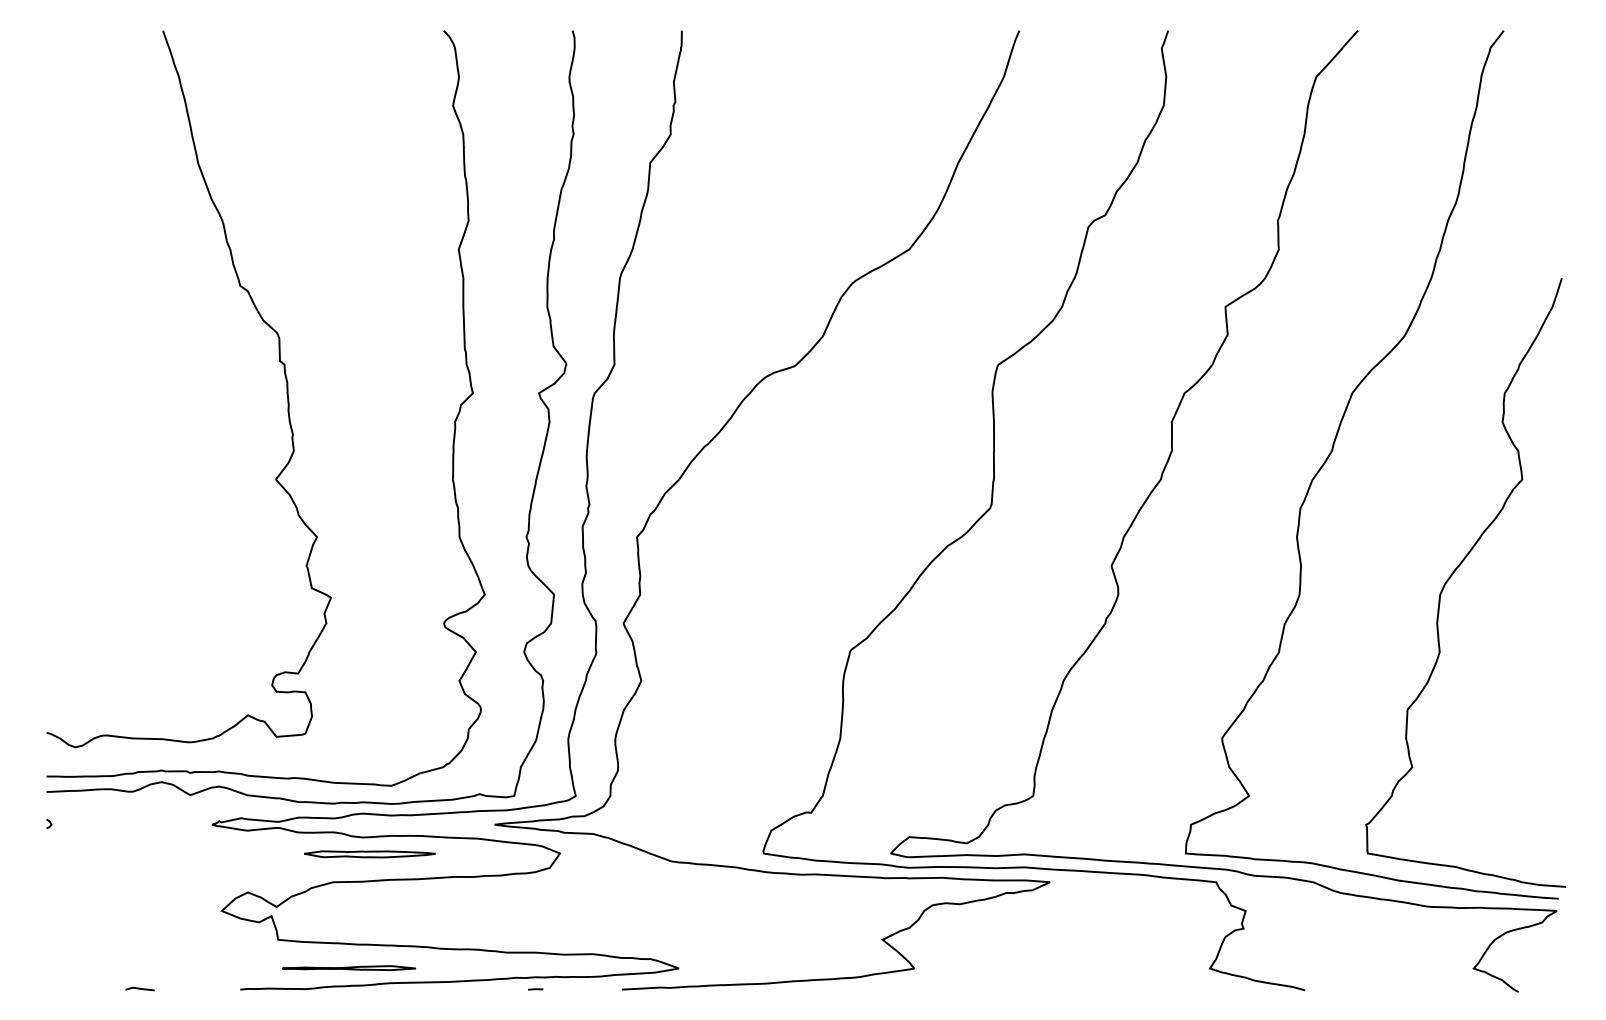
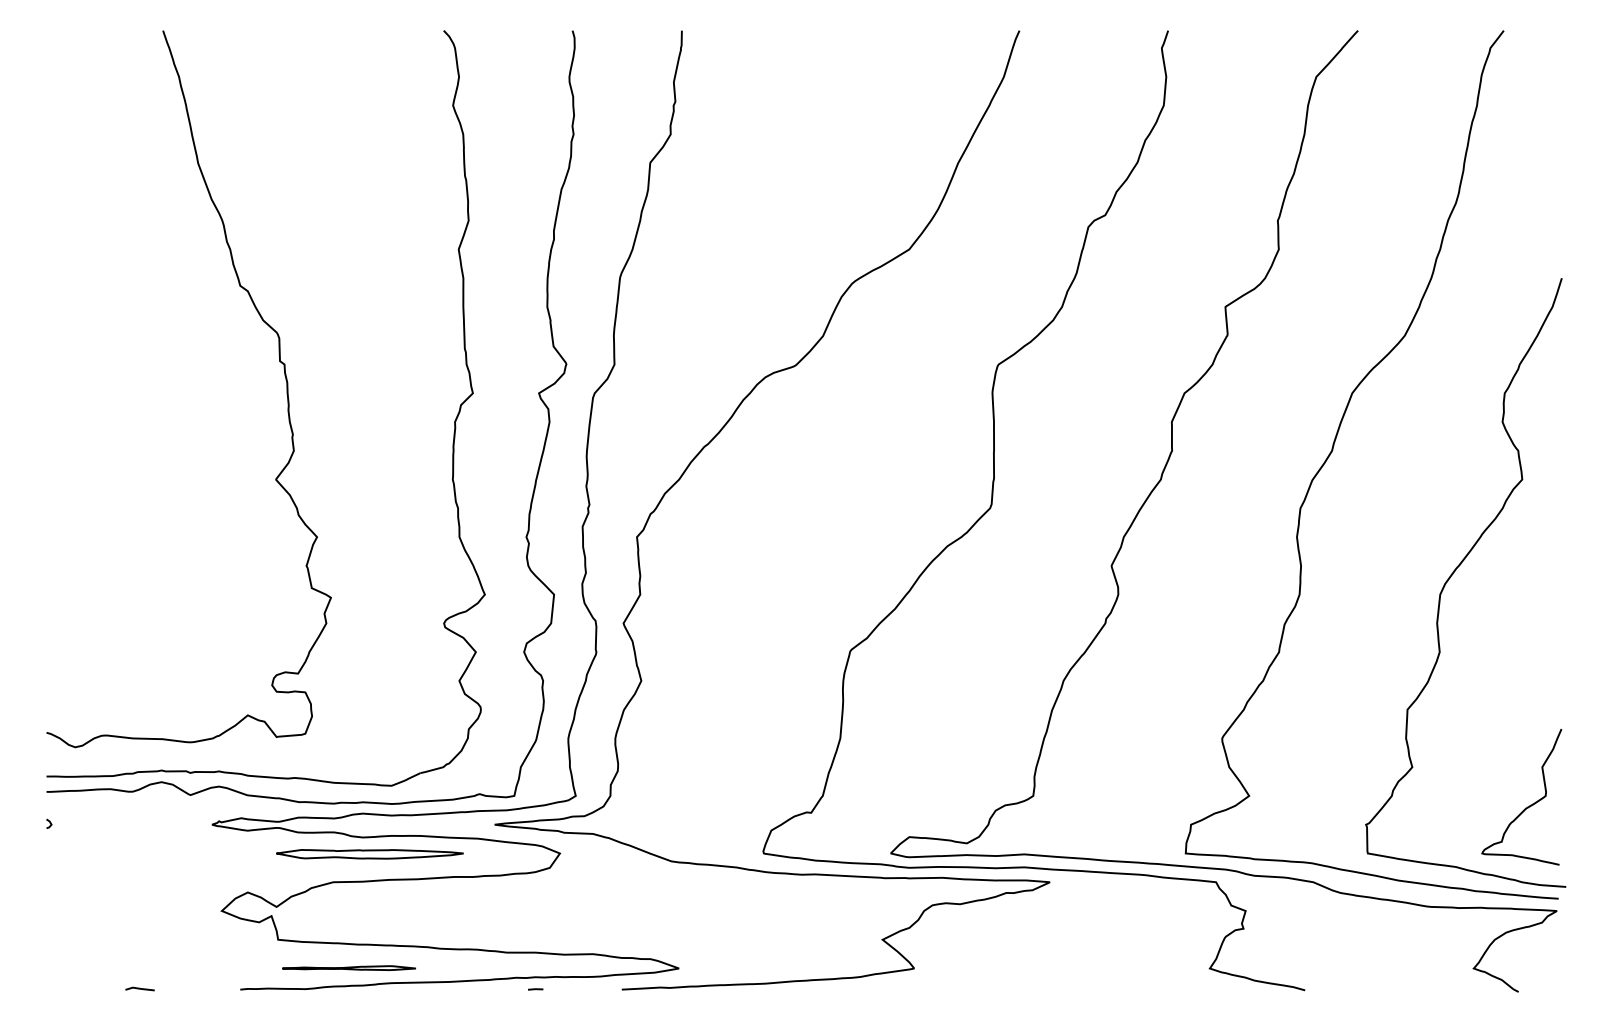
curve: none -> present (1525, 807)
part size: 132x9 px -> 188x11 px (369, 854)
